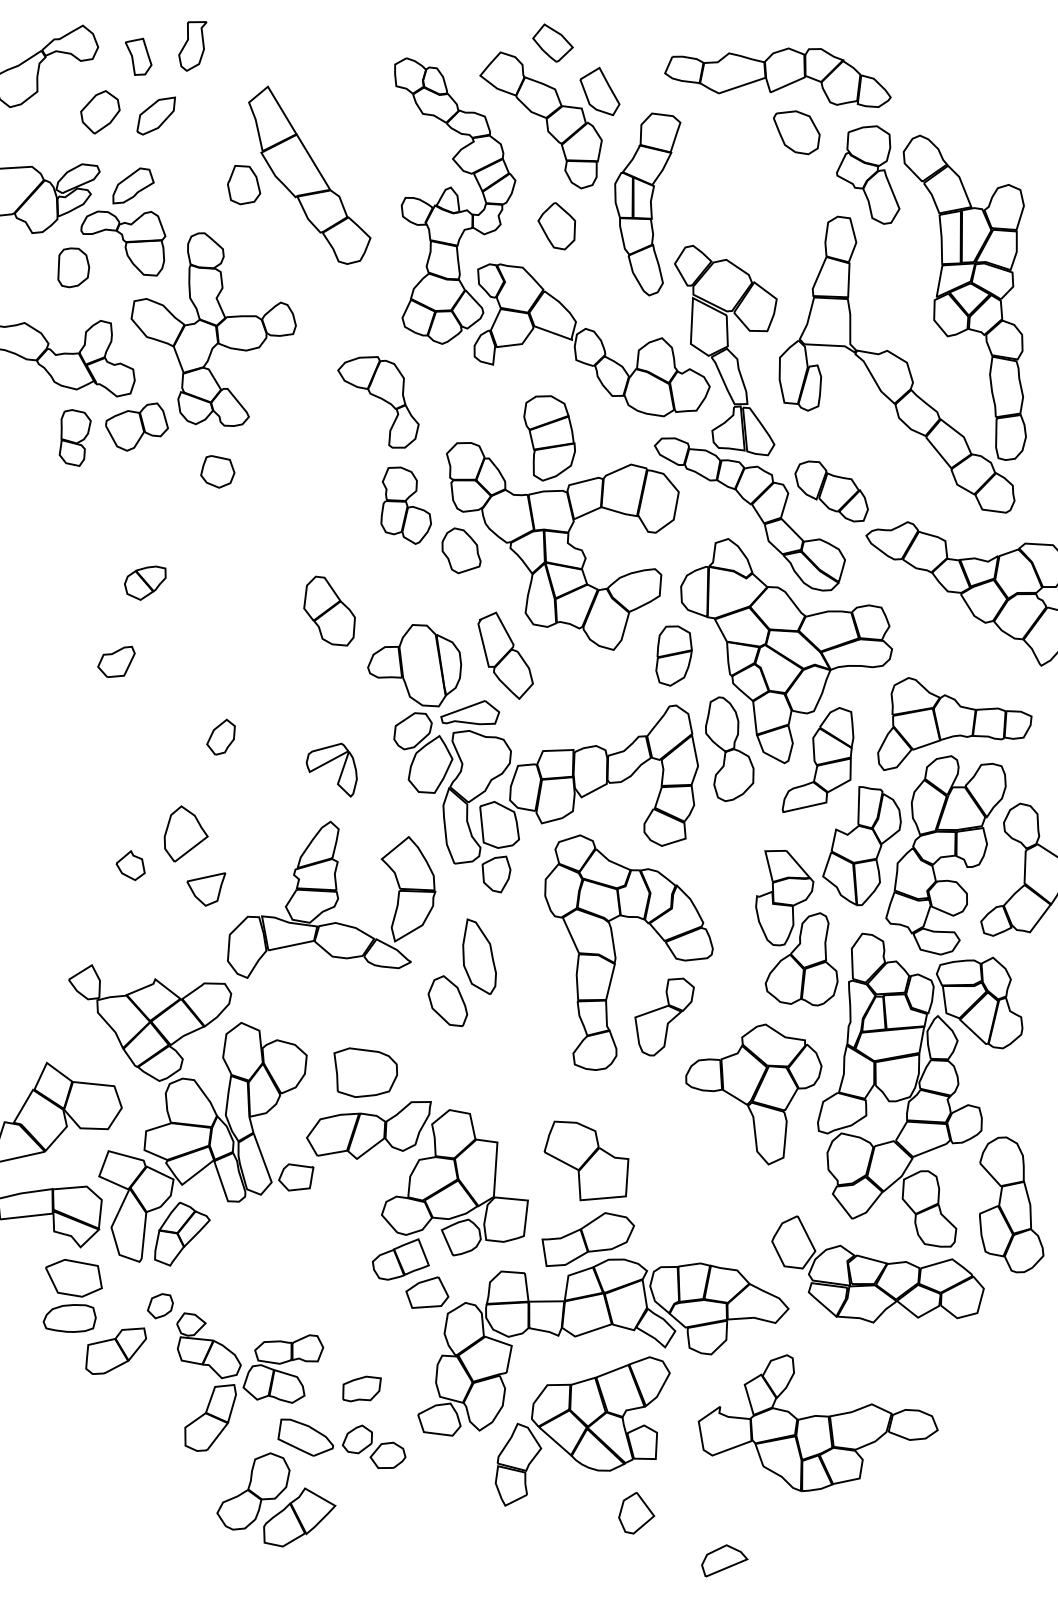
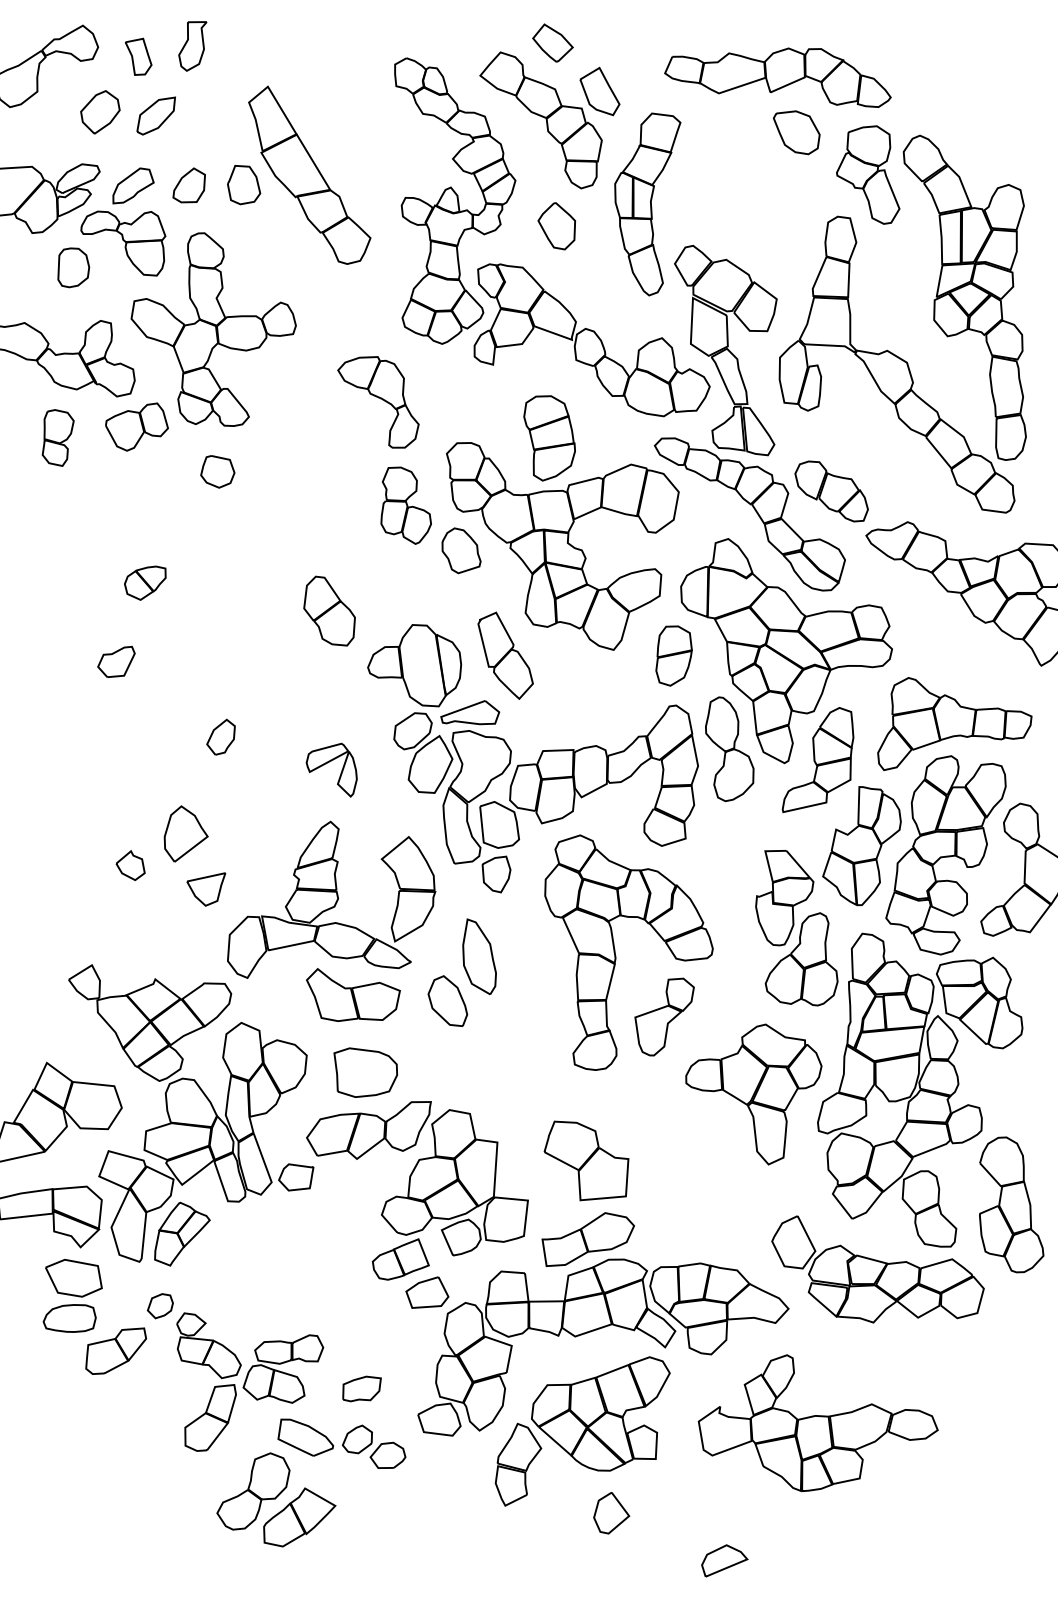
part: none -> present (188, 185)
part position: (74, 437) -> (57, 437) (57, 437)
part: none -> present (353, 994)
part position: (636, 1513) -> (611, 1513) (611, 1513)
